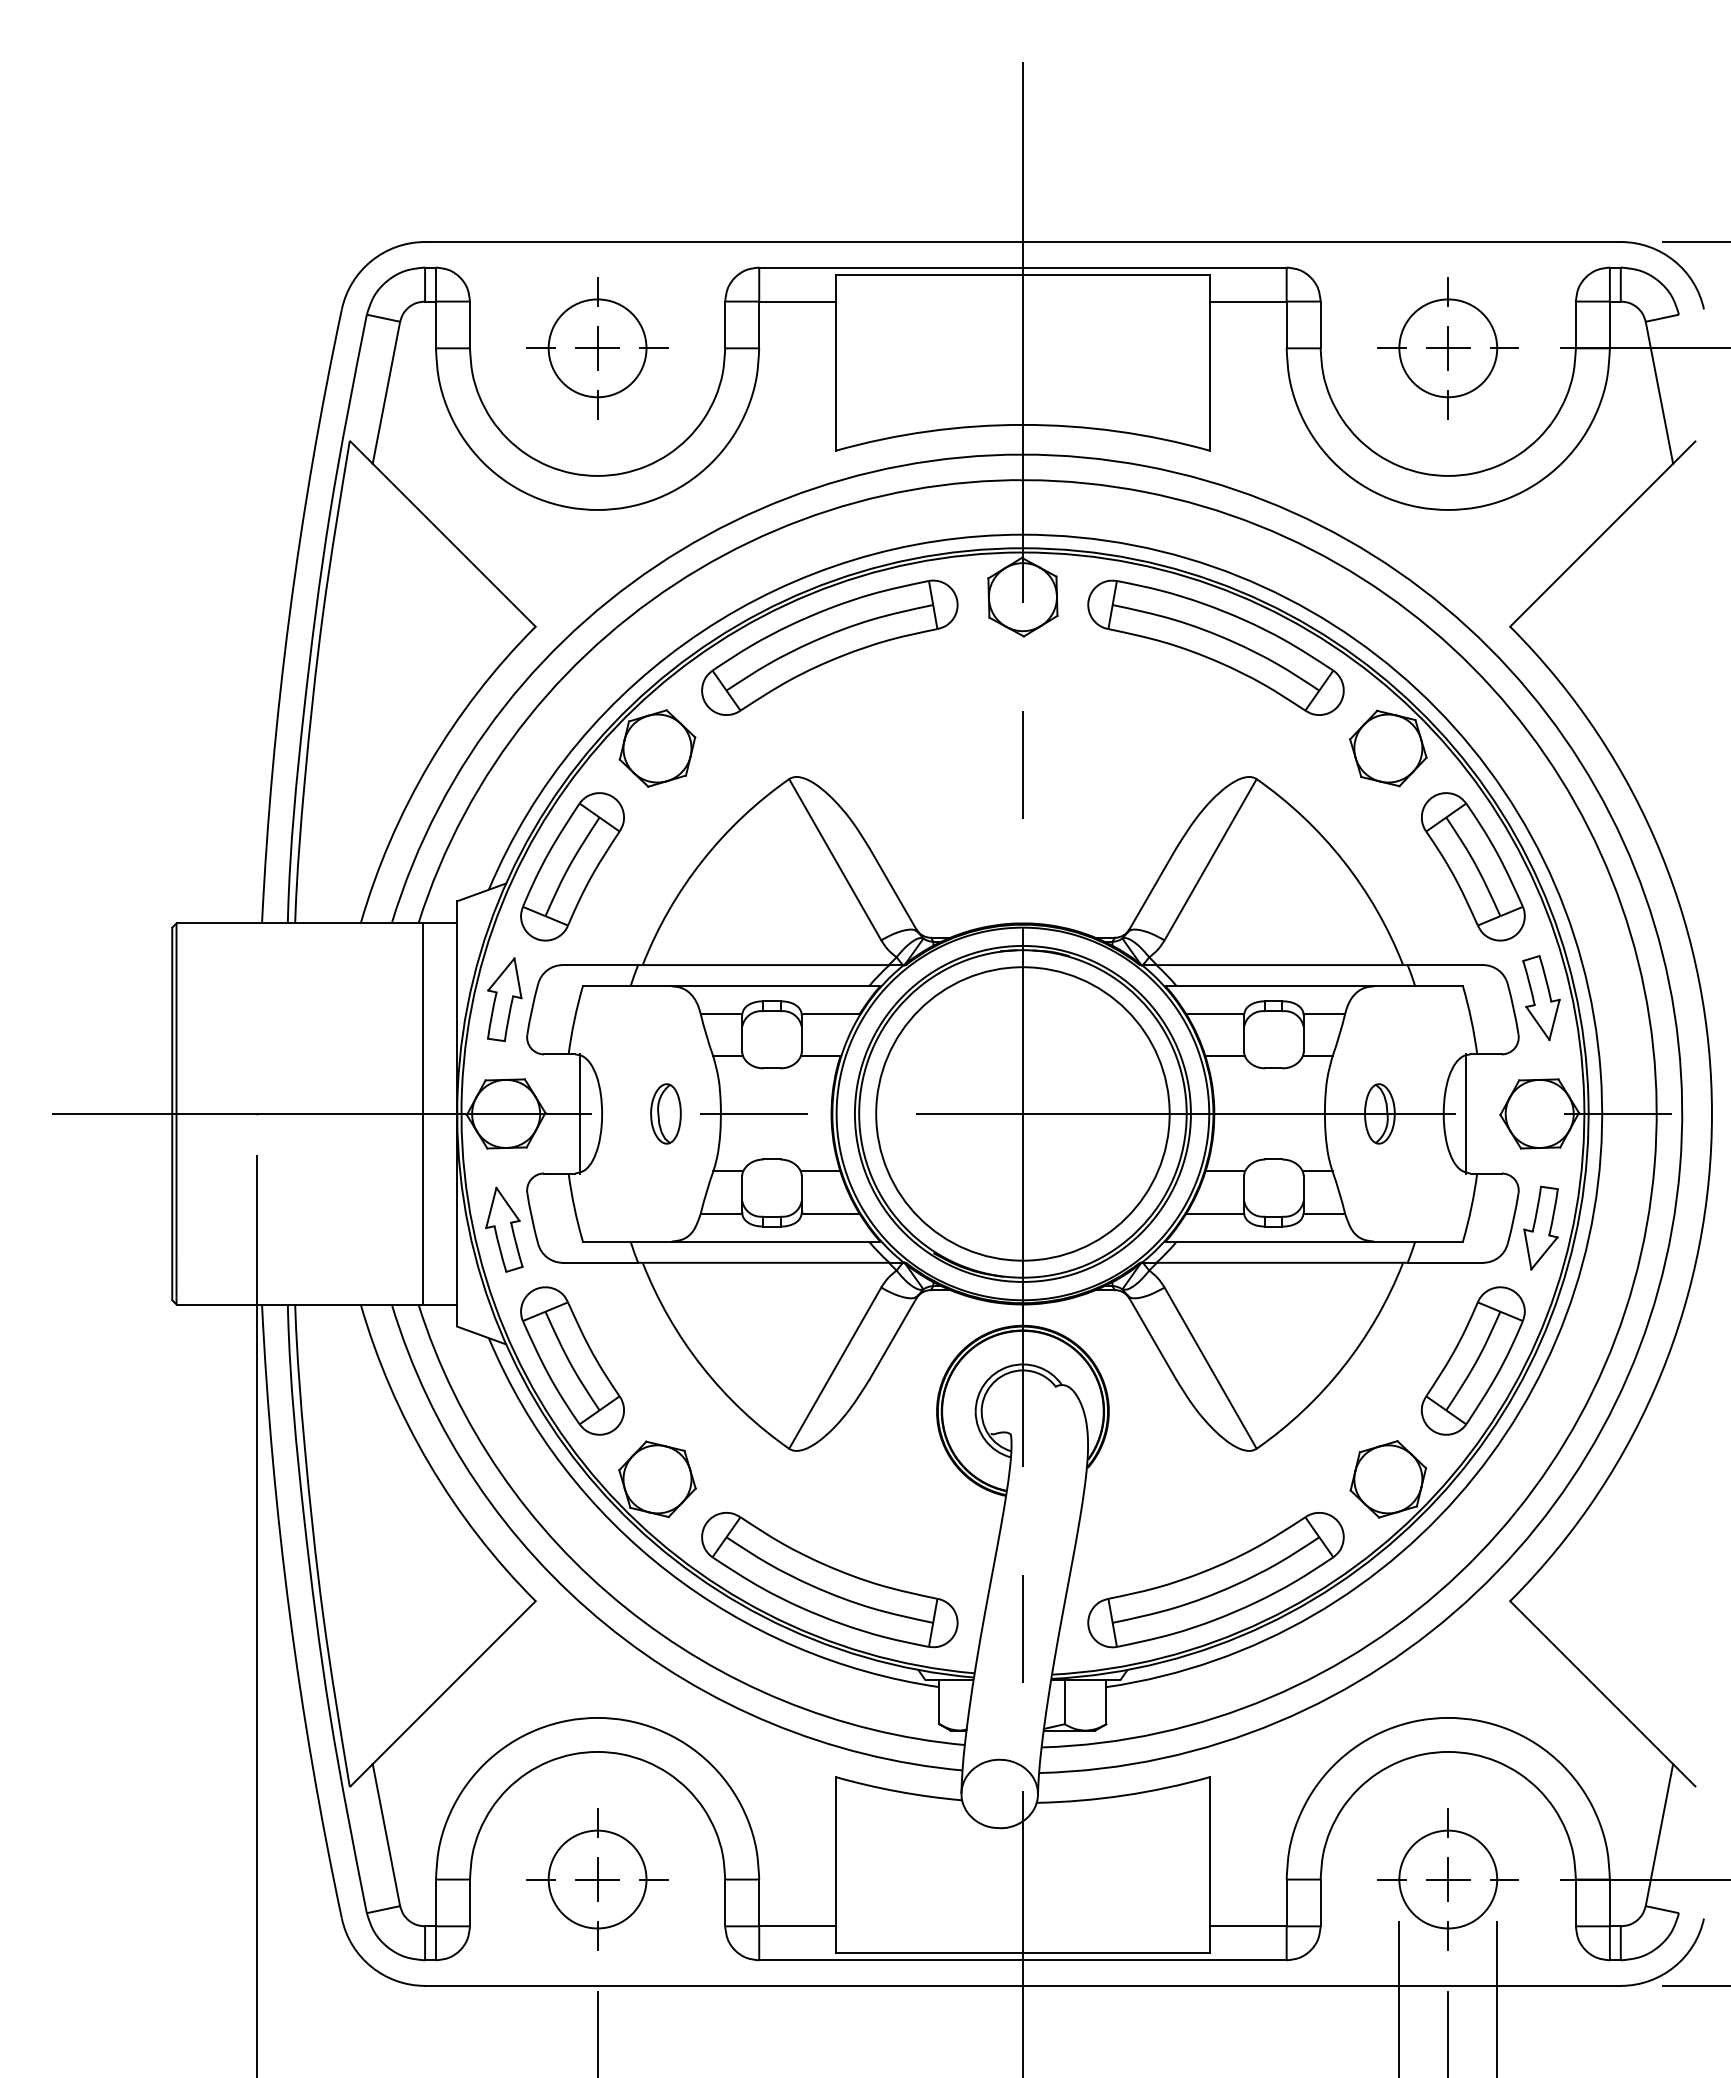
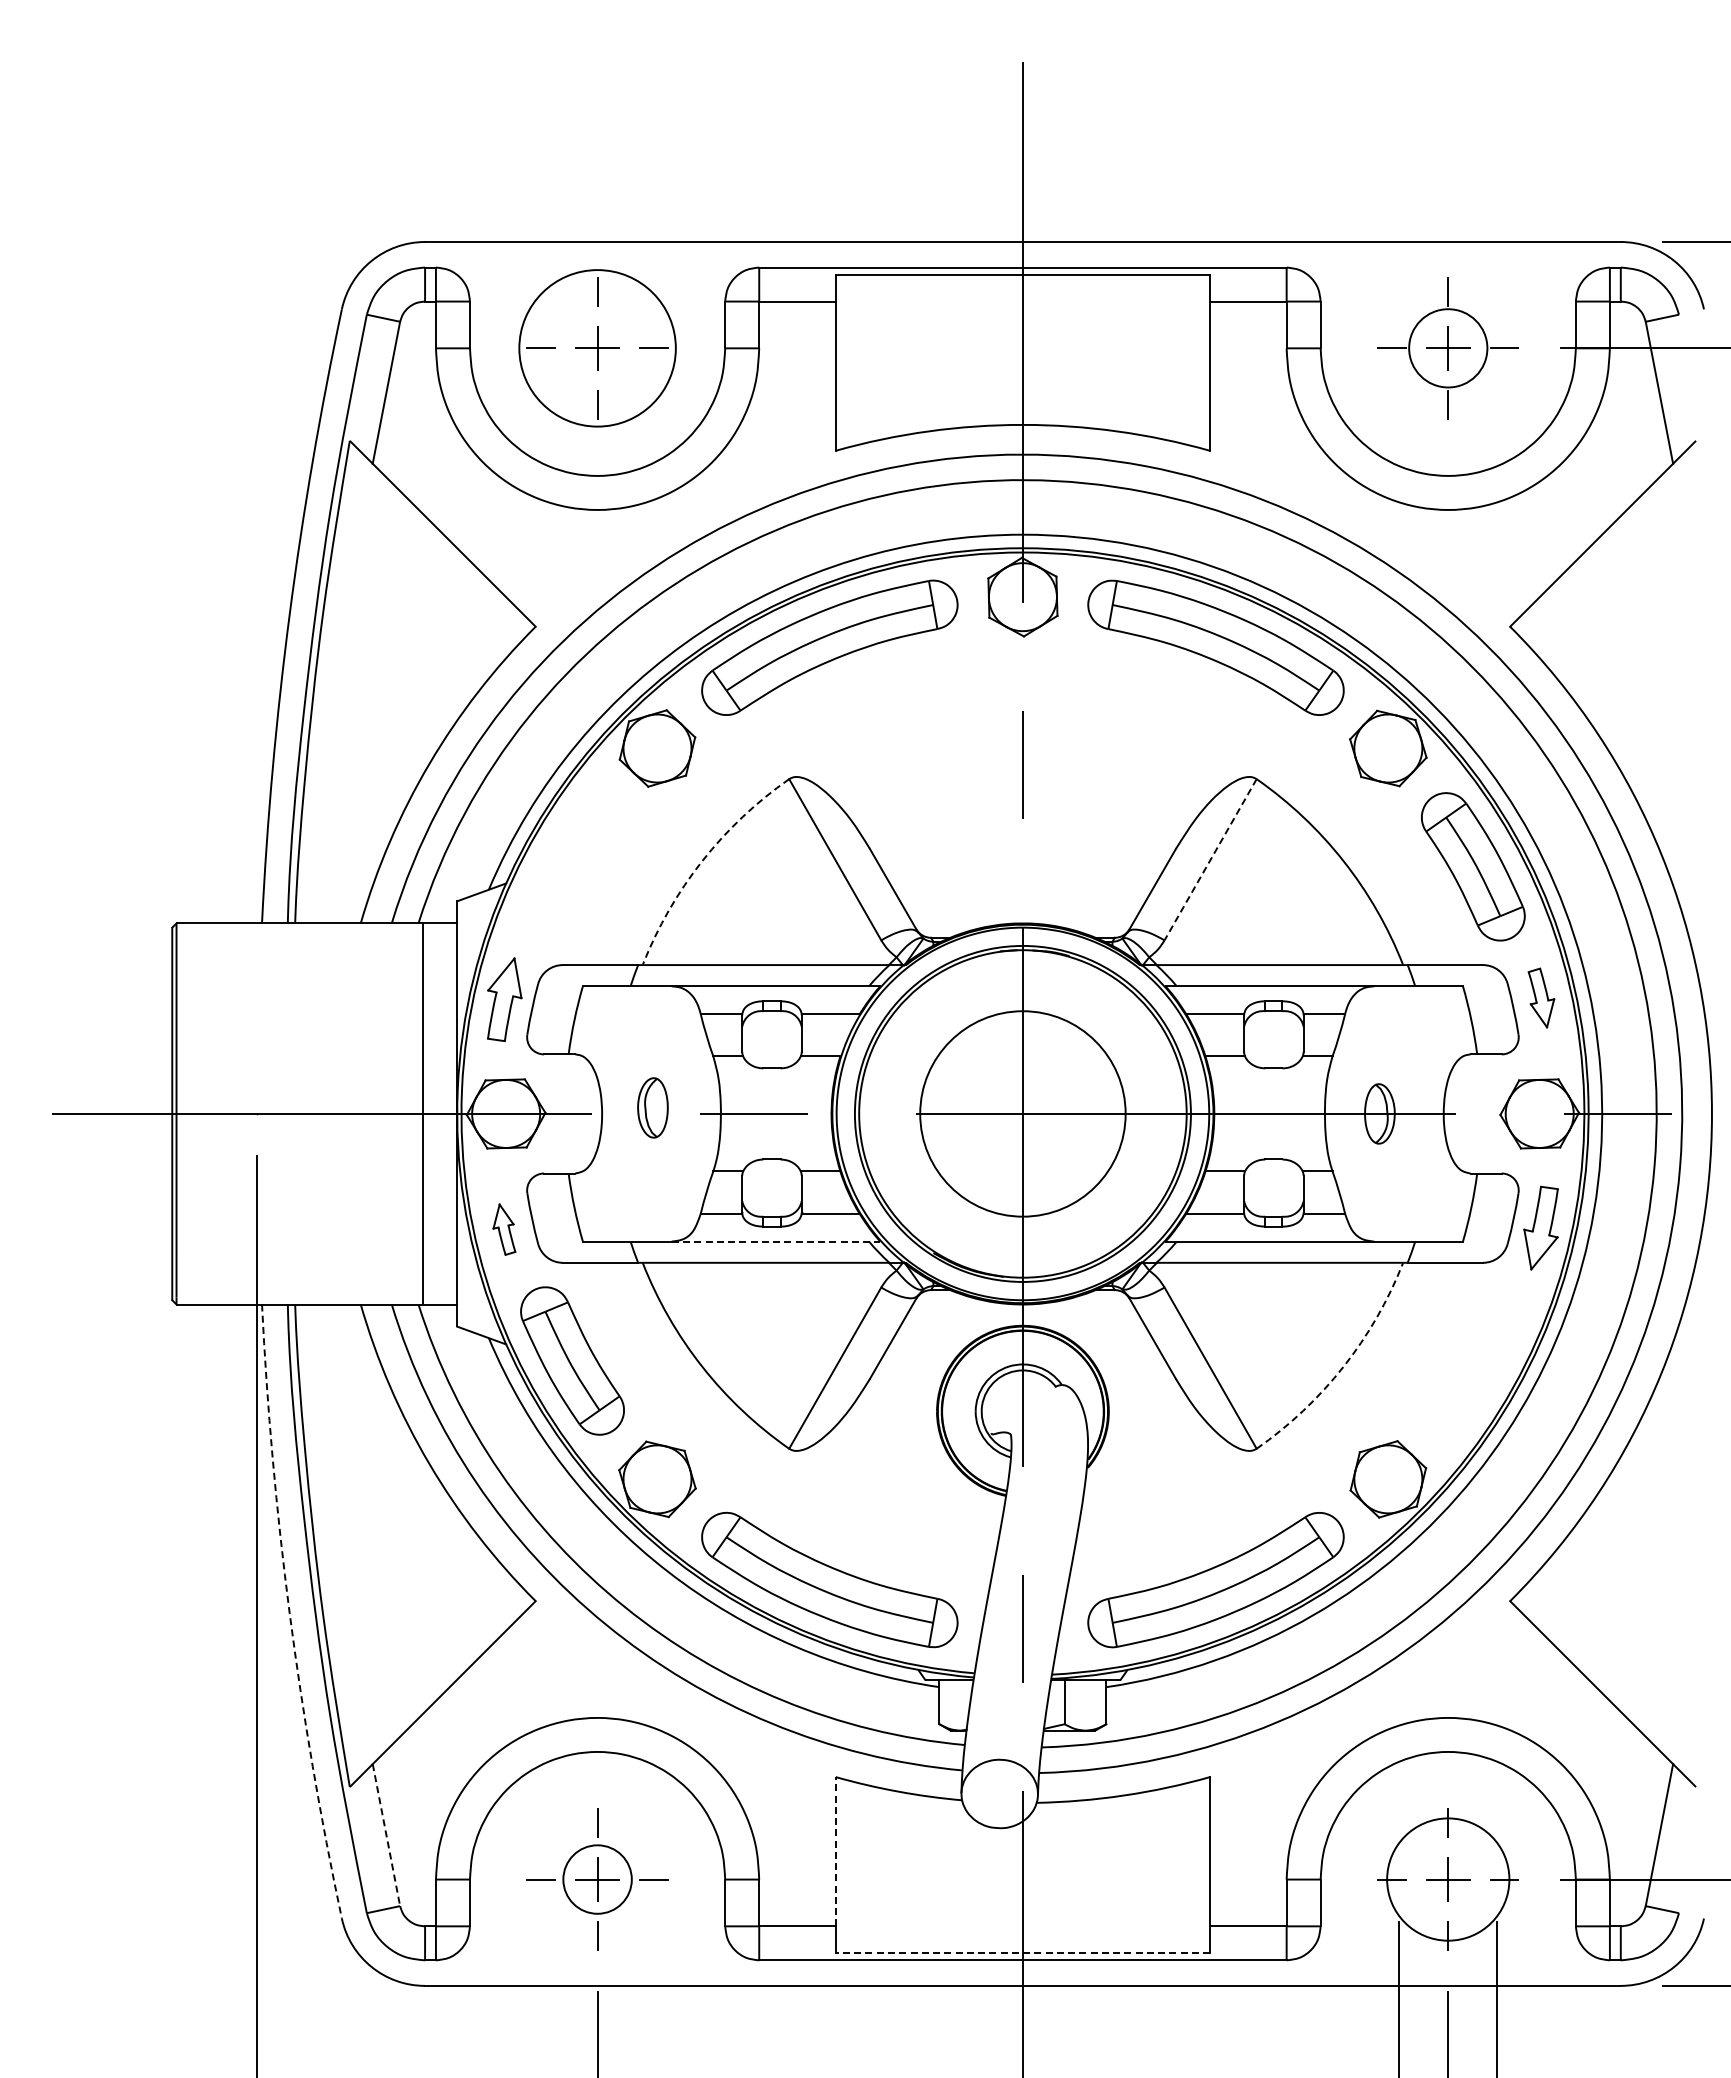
circle diameter: 98 px -> 157 px (597, 348)
circle diameter: 98 px -> 78 px (1448, 348)
line: solid -> dashed (1210, 859)
arc: solid -> dashed (702, 861)
part: present -> none (572, 866)
part size: 39x86 px -> 29x62 px (1541, 997)
line: present -> none (579, 1113)
part position: (665, 1113) -> (652, 1107) (652, 1107)
circle diameter: 293 px -> 205 px (1022, 1113)
line: present -> none (1466, 1113)
part size: 39x87 px -> 25x53 px (504, 1229)
line: solid -> dashed (776, 1241)
part: present -> none (1472, 1360)
arc: solid -> dashed (1343, 1366)
arc: solid -> dashed (289, 1613)
line: solid -> dashed (386, 1835)
line: solid -> dashed (835, 1851)
circle diameter: 98 px -> 68 px (597, 1879)
circle diameter: 98 px -> 122 px (1448, 1879)
line: solid -> dashed (1022, 1952)
